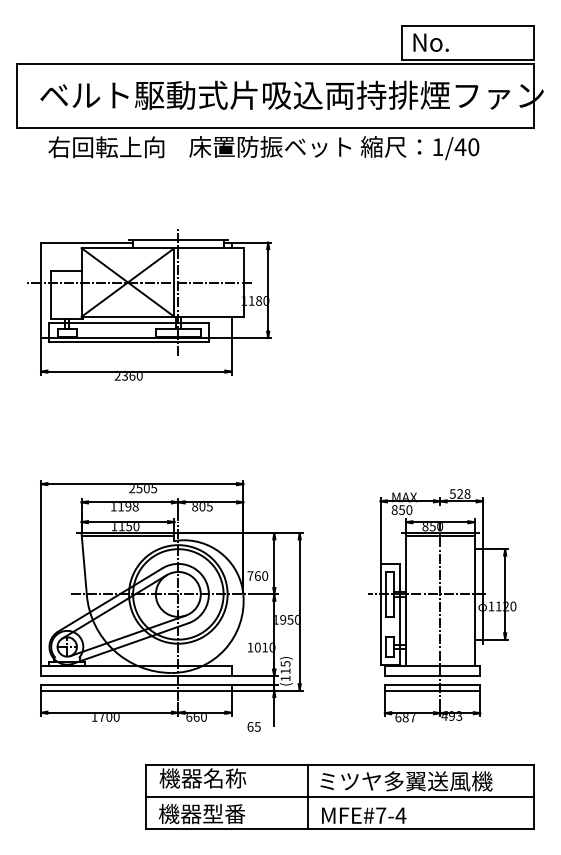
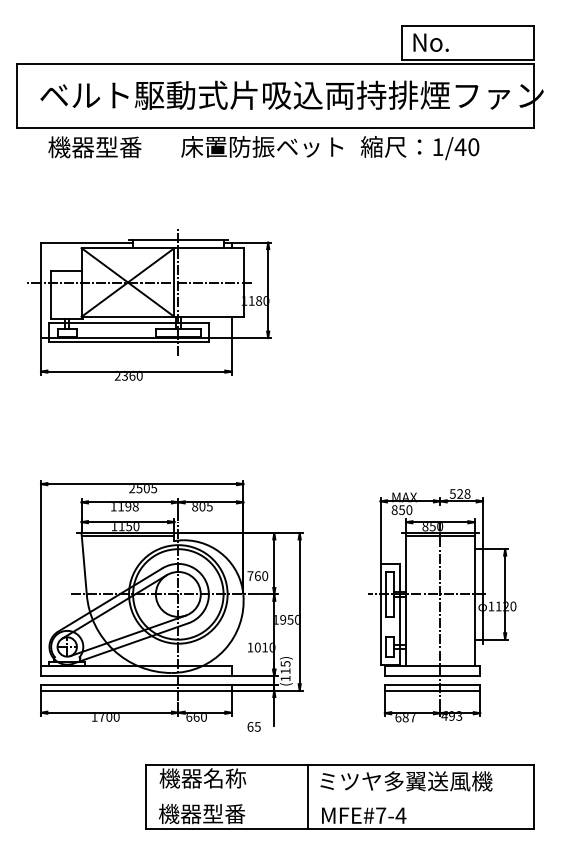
text position: (269, 146) -> (261, 146) (261, 146)
text: 右回転上向 -> 機器型番 (106, 147)
line: present -> none (340, 797)
